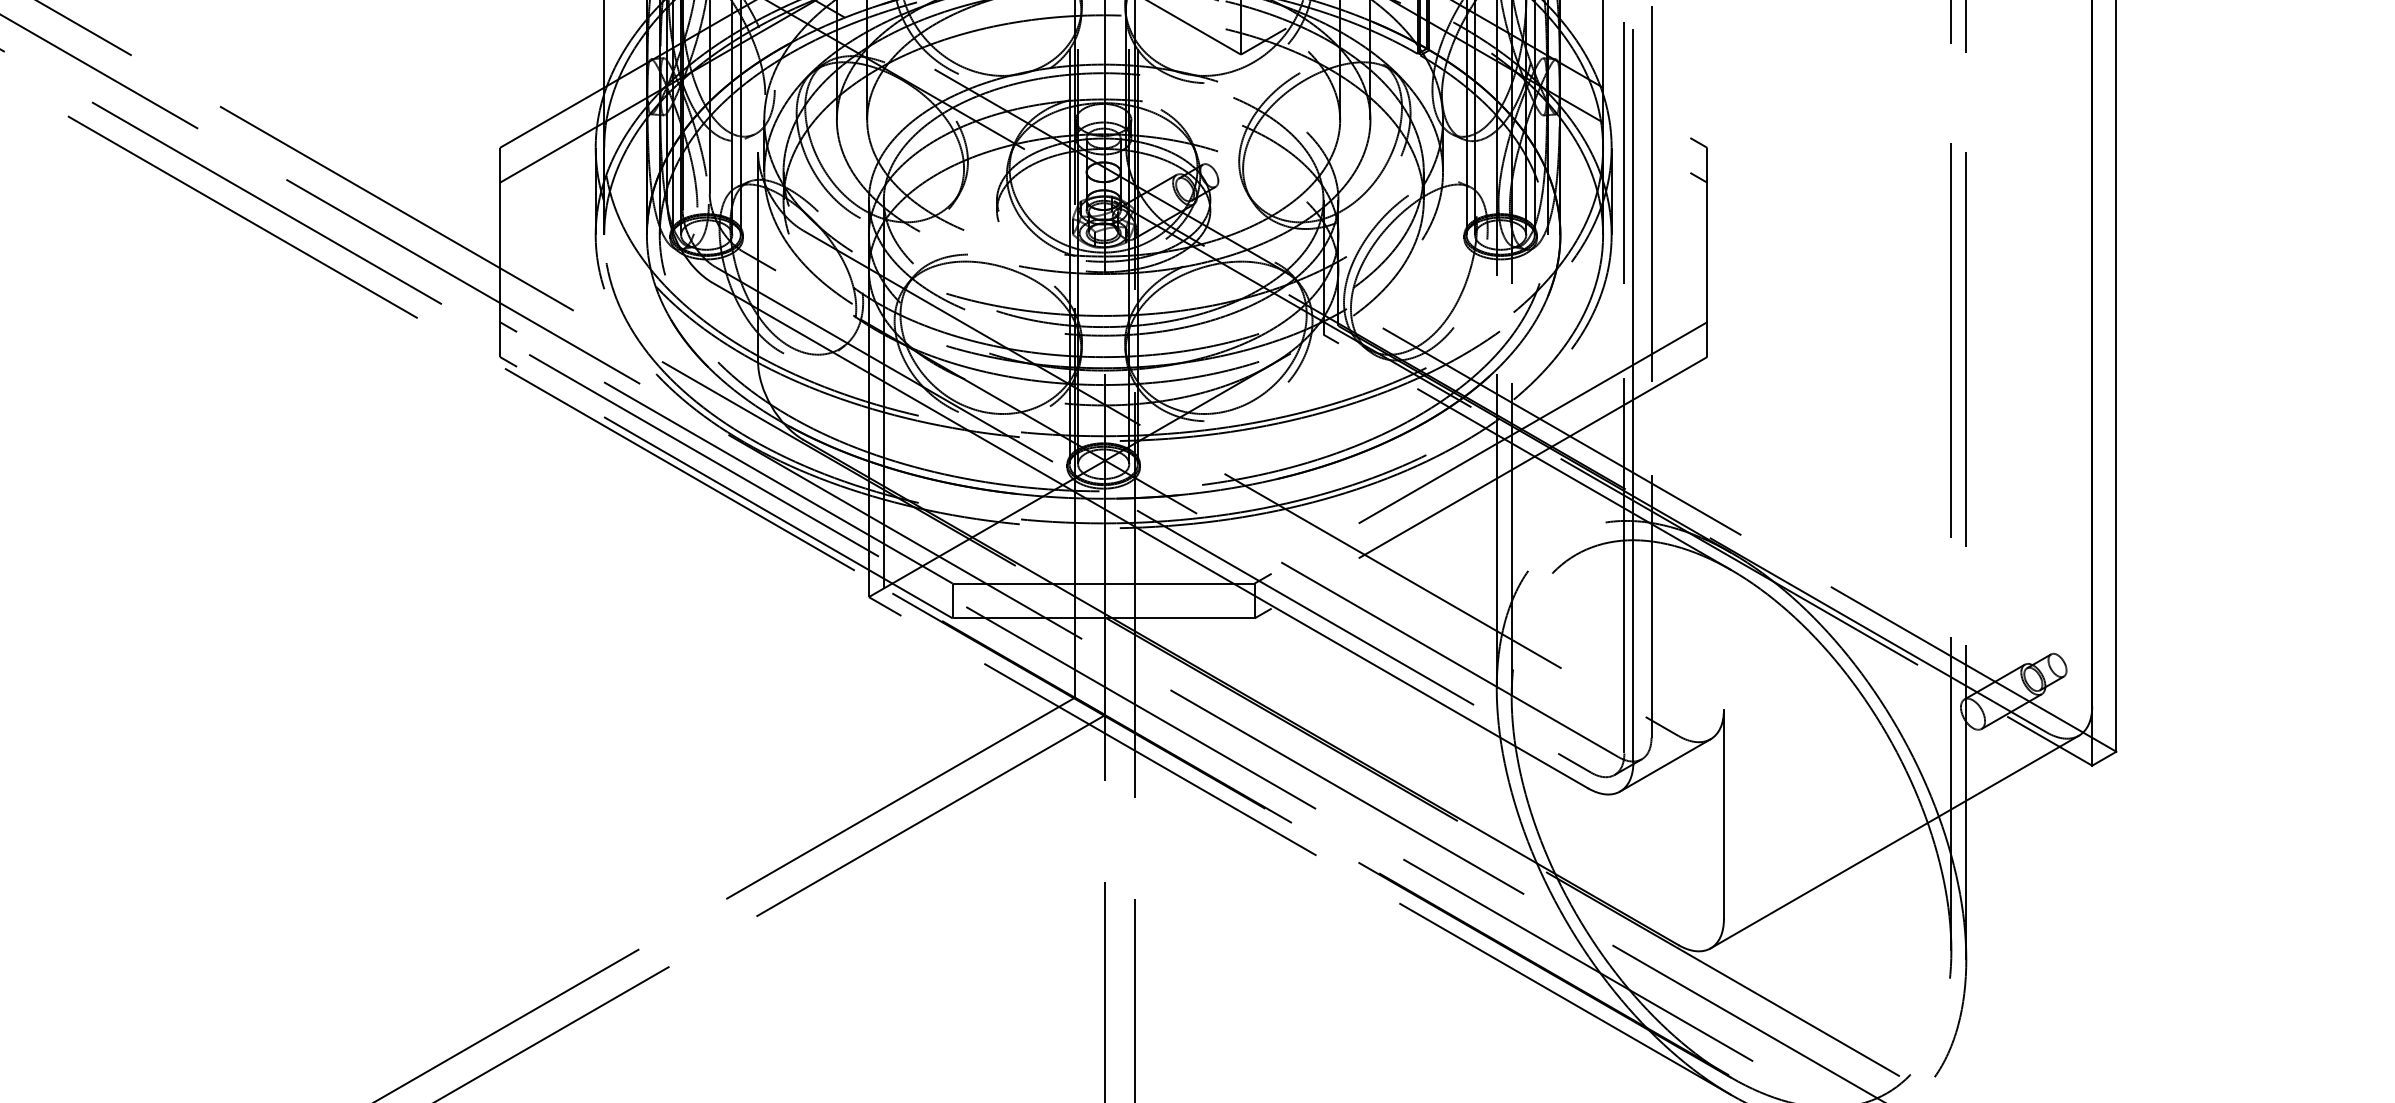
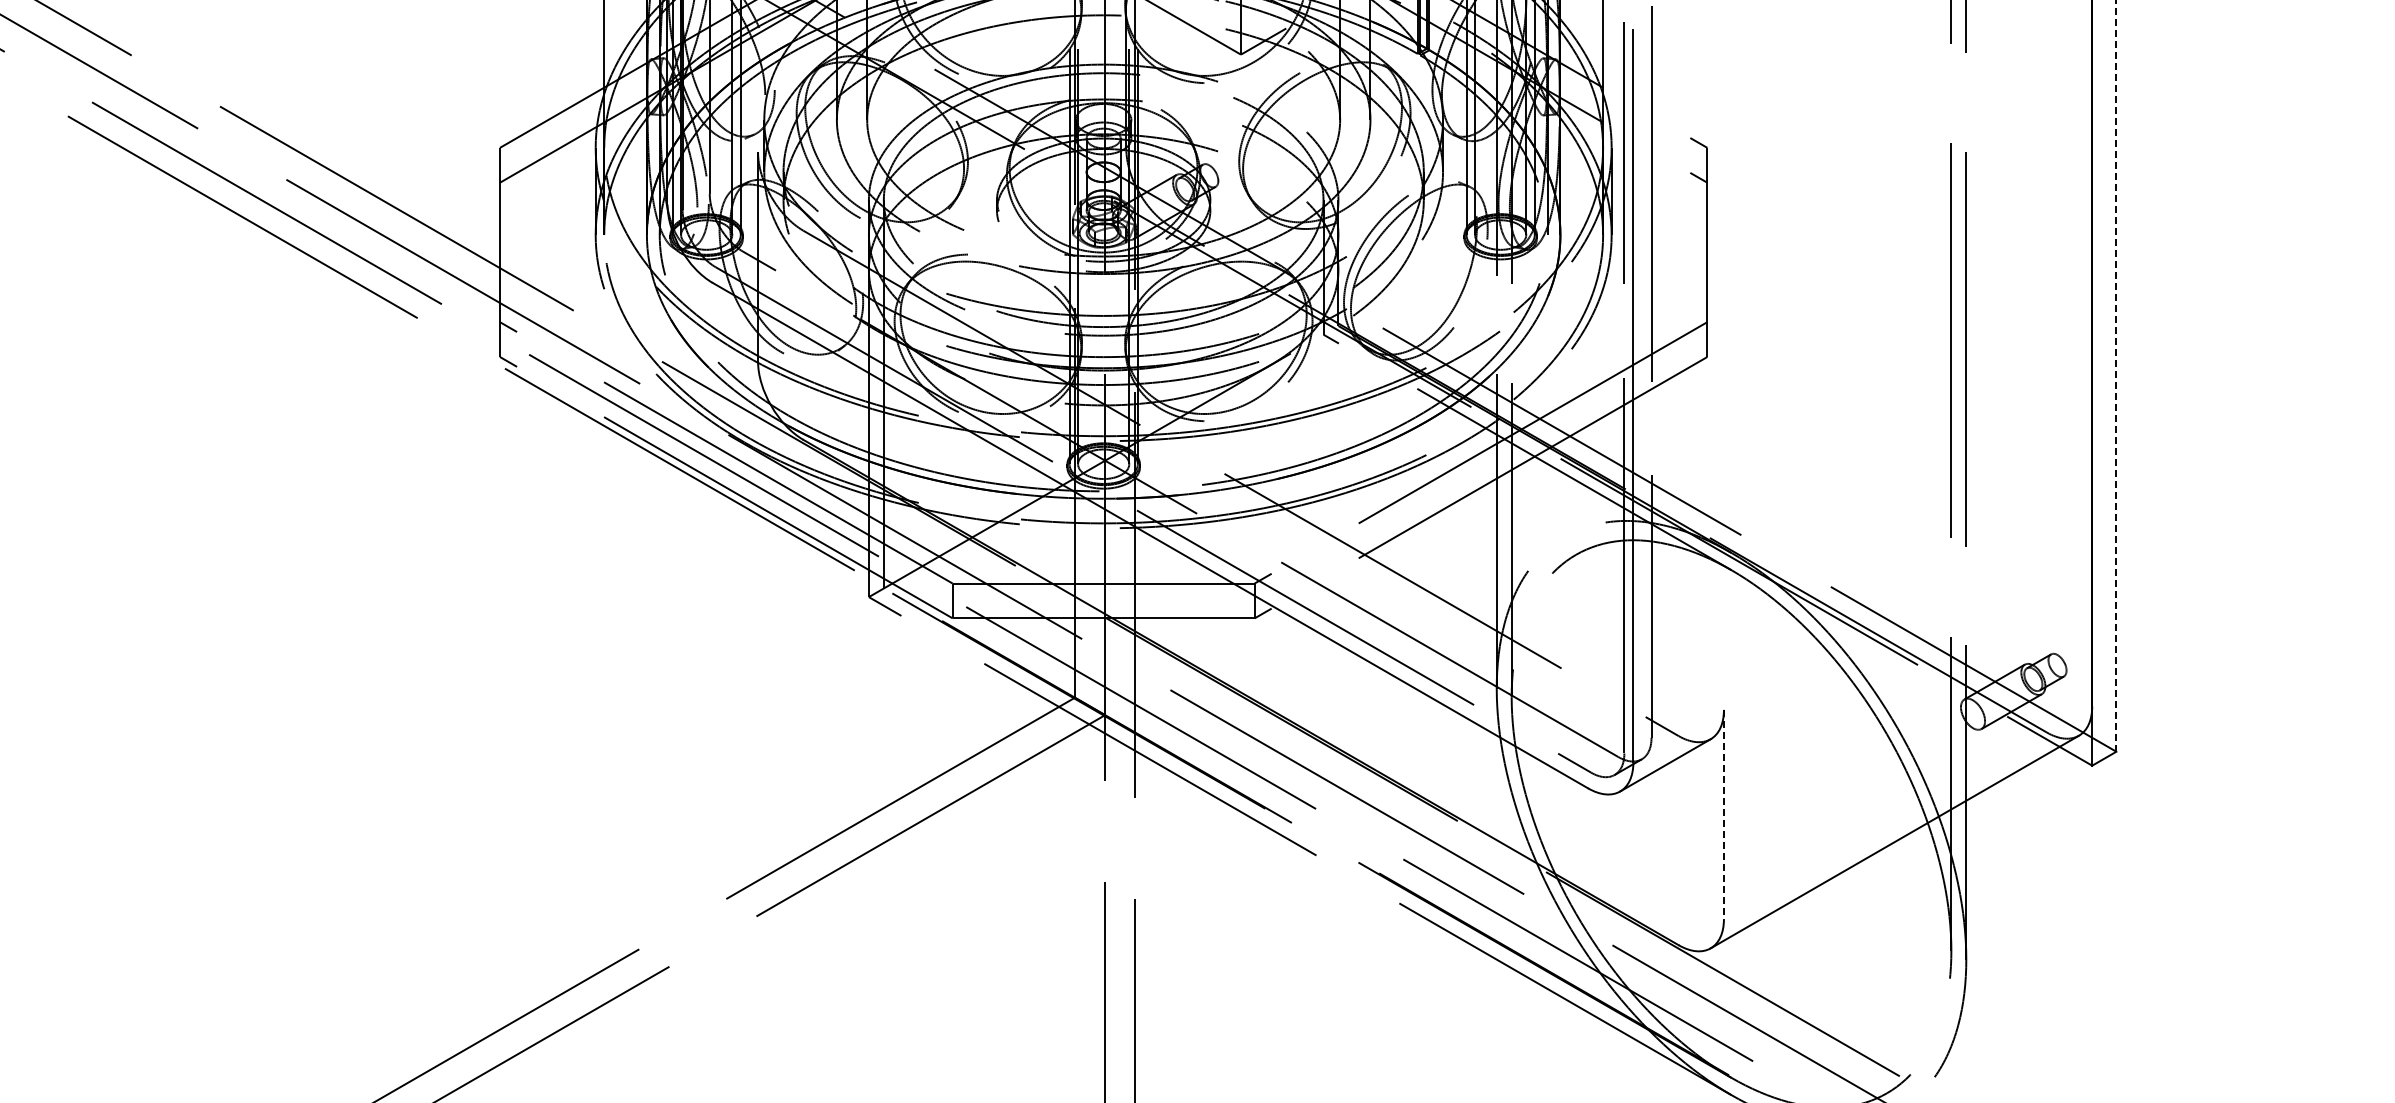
line: solid -> dashed (2116, 375)
line: solid -> dashed (1723, 814)
